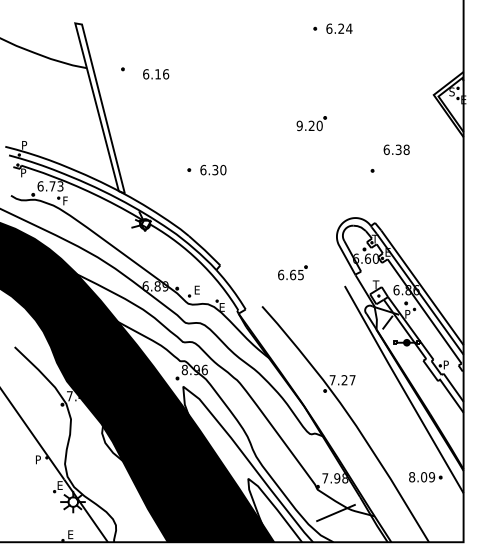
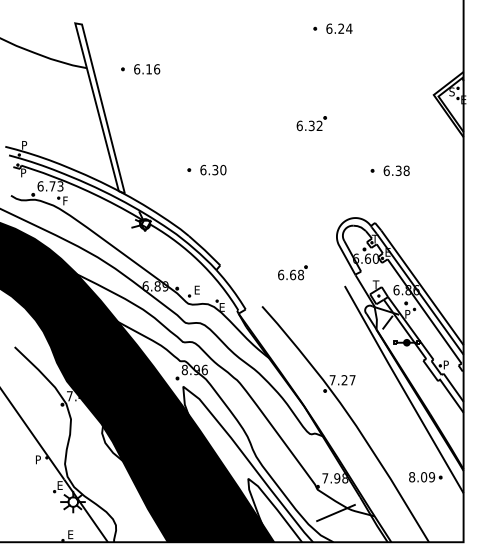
text position: (156, 74) -> (147, 69) (147, 69)
text: 9.20 -> 6.32 (309, 125)
text position: (396, 149) -> (396, 170) (396, 170)
text: 6.65 -> 6.68 (301, 274)
